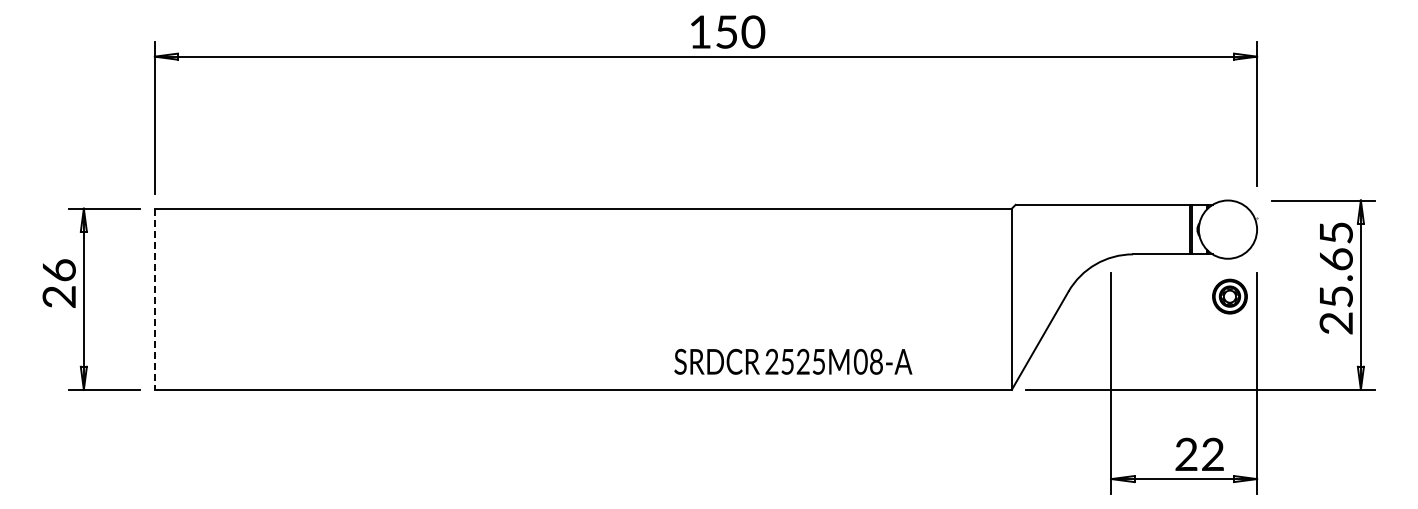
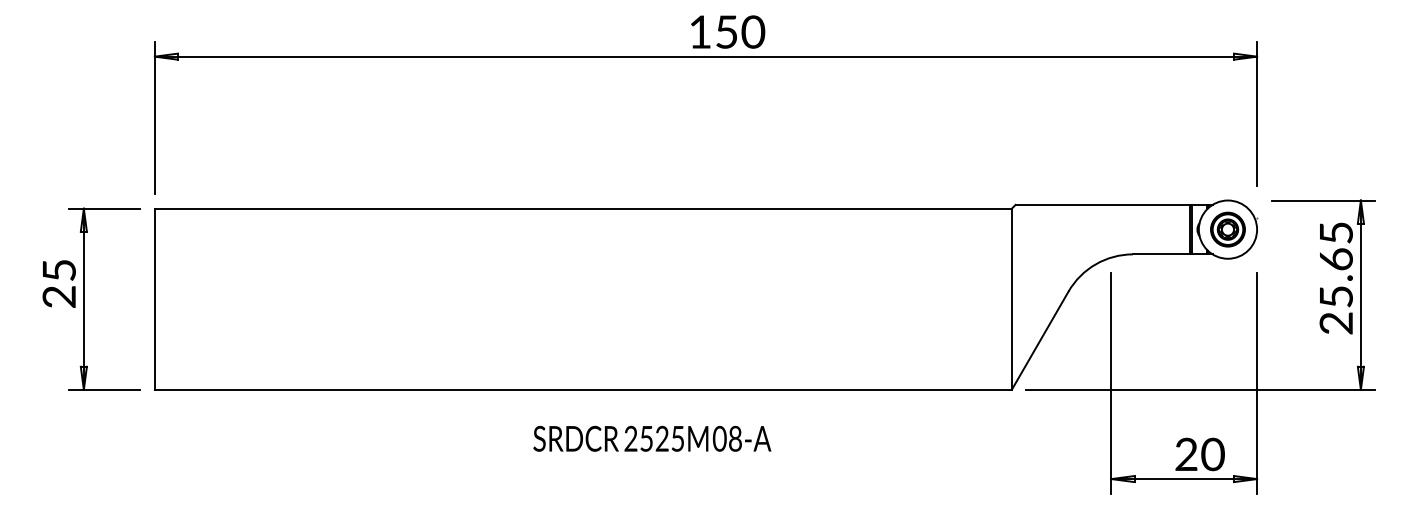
text: 26 -> 25 (59, 270)
part position: (1229, 296) -> (1227, 229) (1227, 229)
line: dashed -> solid (154, 299)
text position: (793, 361) -> (652, 438) (652, 438)
text: 22 -> 20 (1212, 454)
